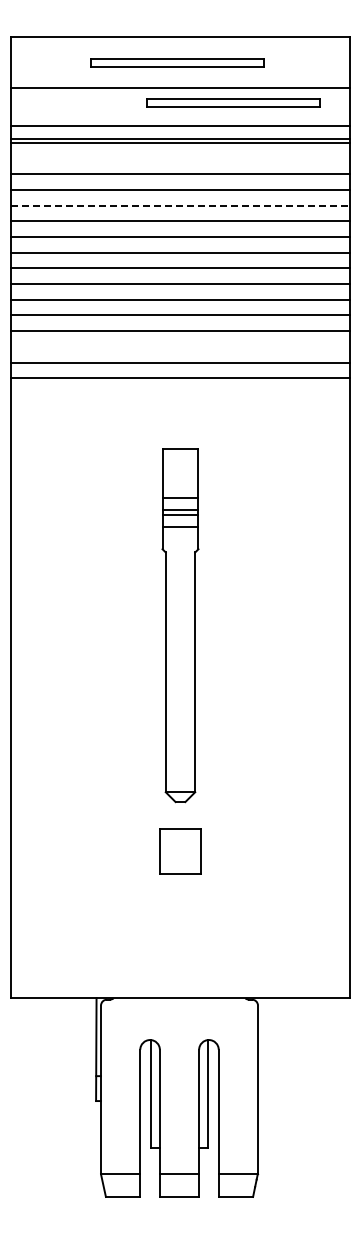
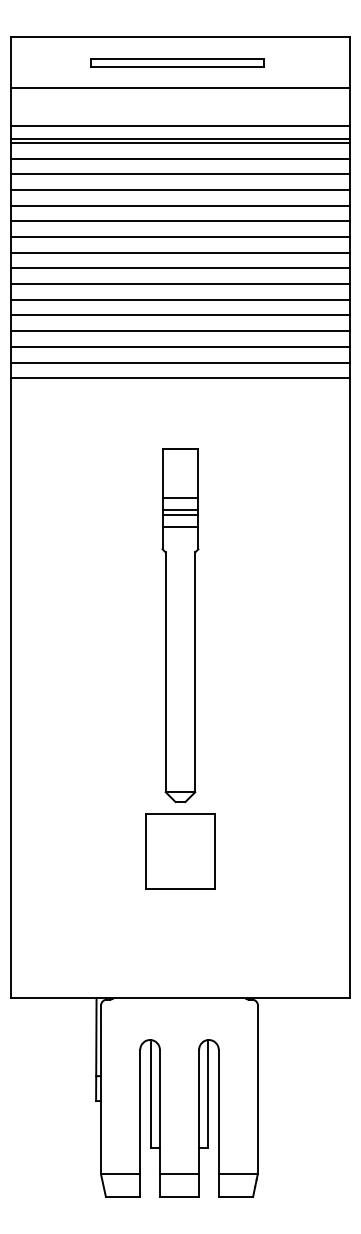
part: present -> none (233, 102)
line: none -> present (180, 158)
line: dashed -> solid (180, 205)
line: none -> present (180, 346)
part size: 43x47 px -> 71x77 px (180, 851)
